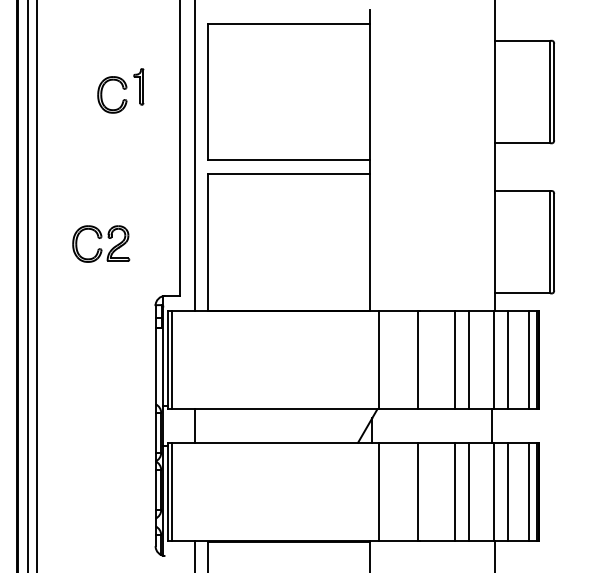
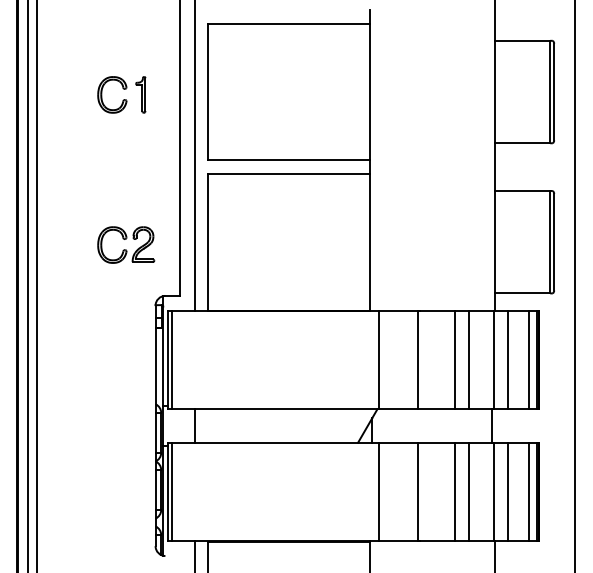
part position: (138, 86) -> (140, 94) (140, 94)
part position: (101, 243) -> (126, 244) (126, 244)
line: none -> present (575, 285)
